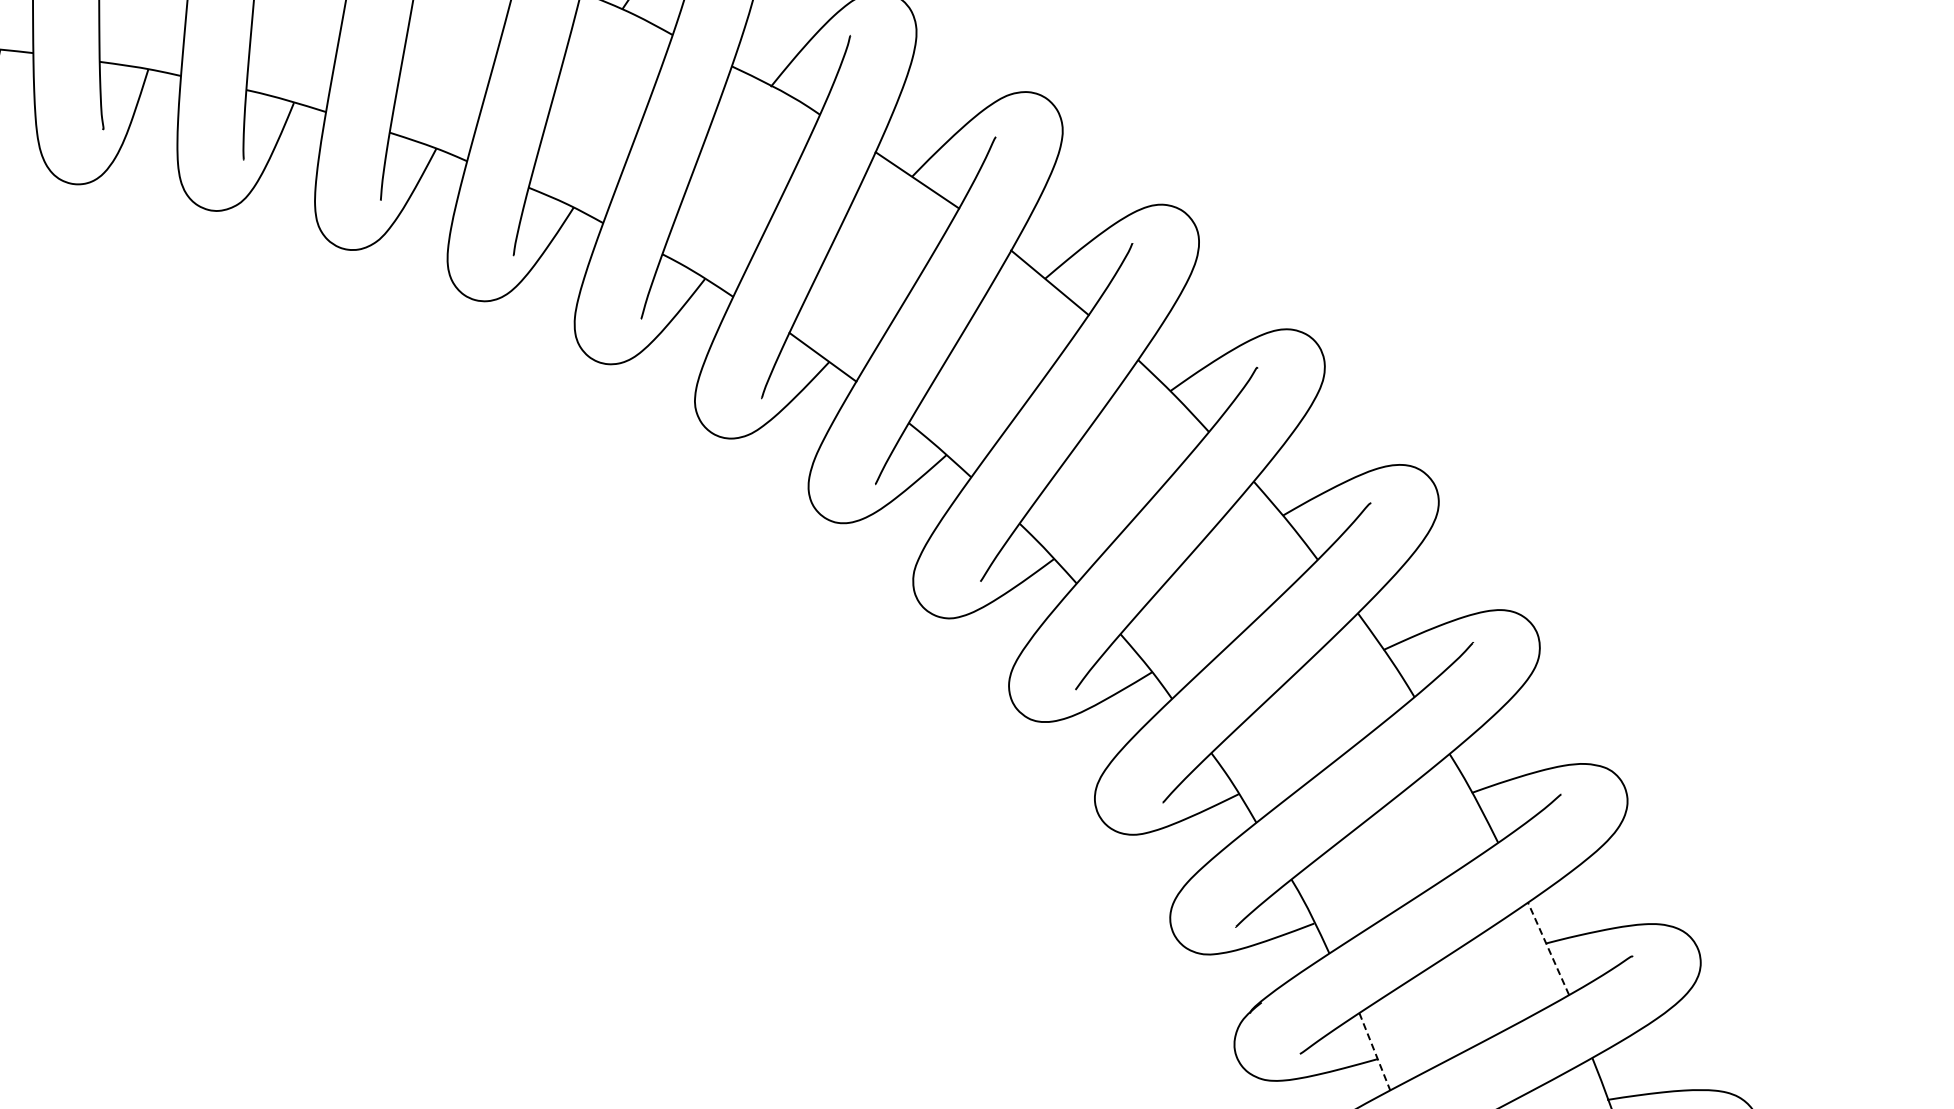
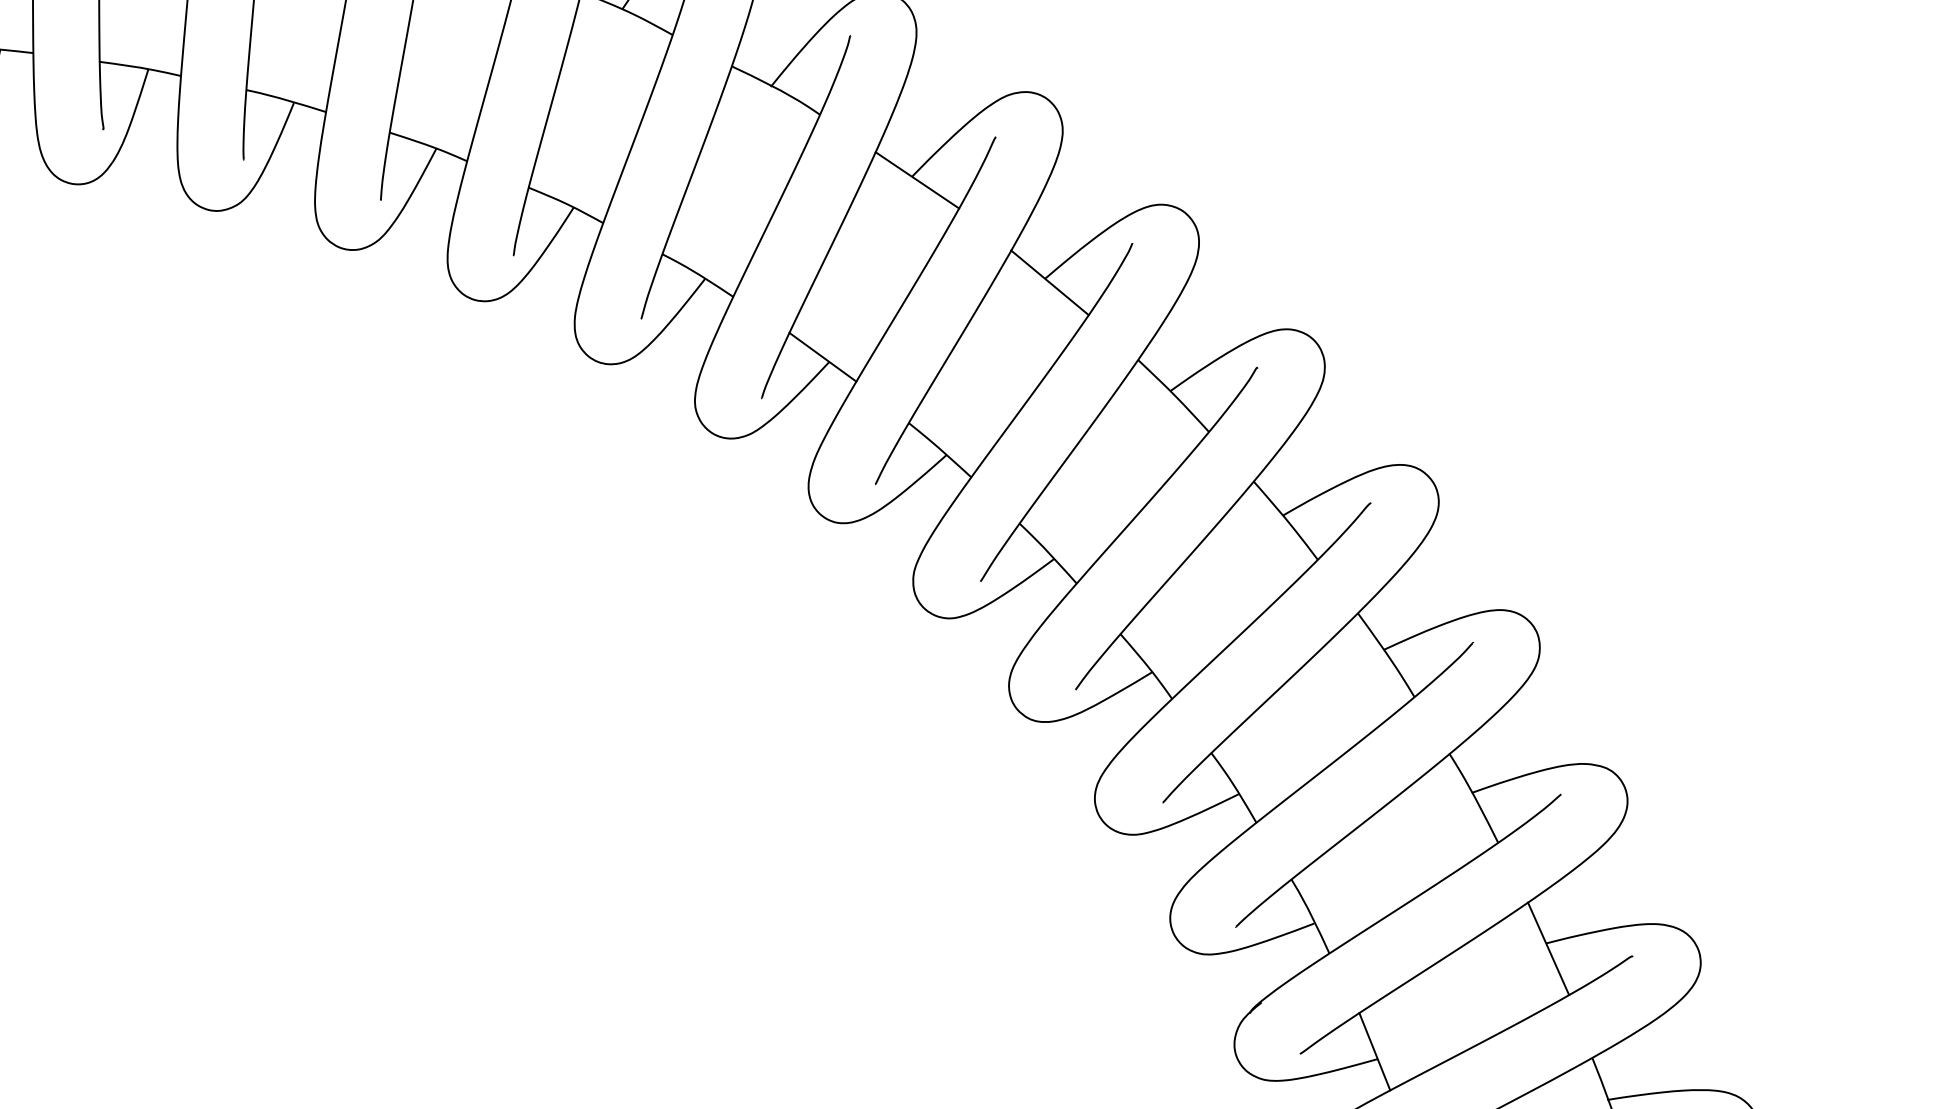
line: dashed -> solid (1548, 948)
line: dashed -> solid (1374, 1051)
